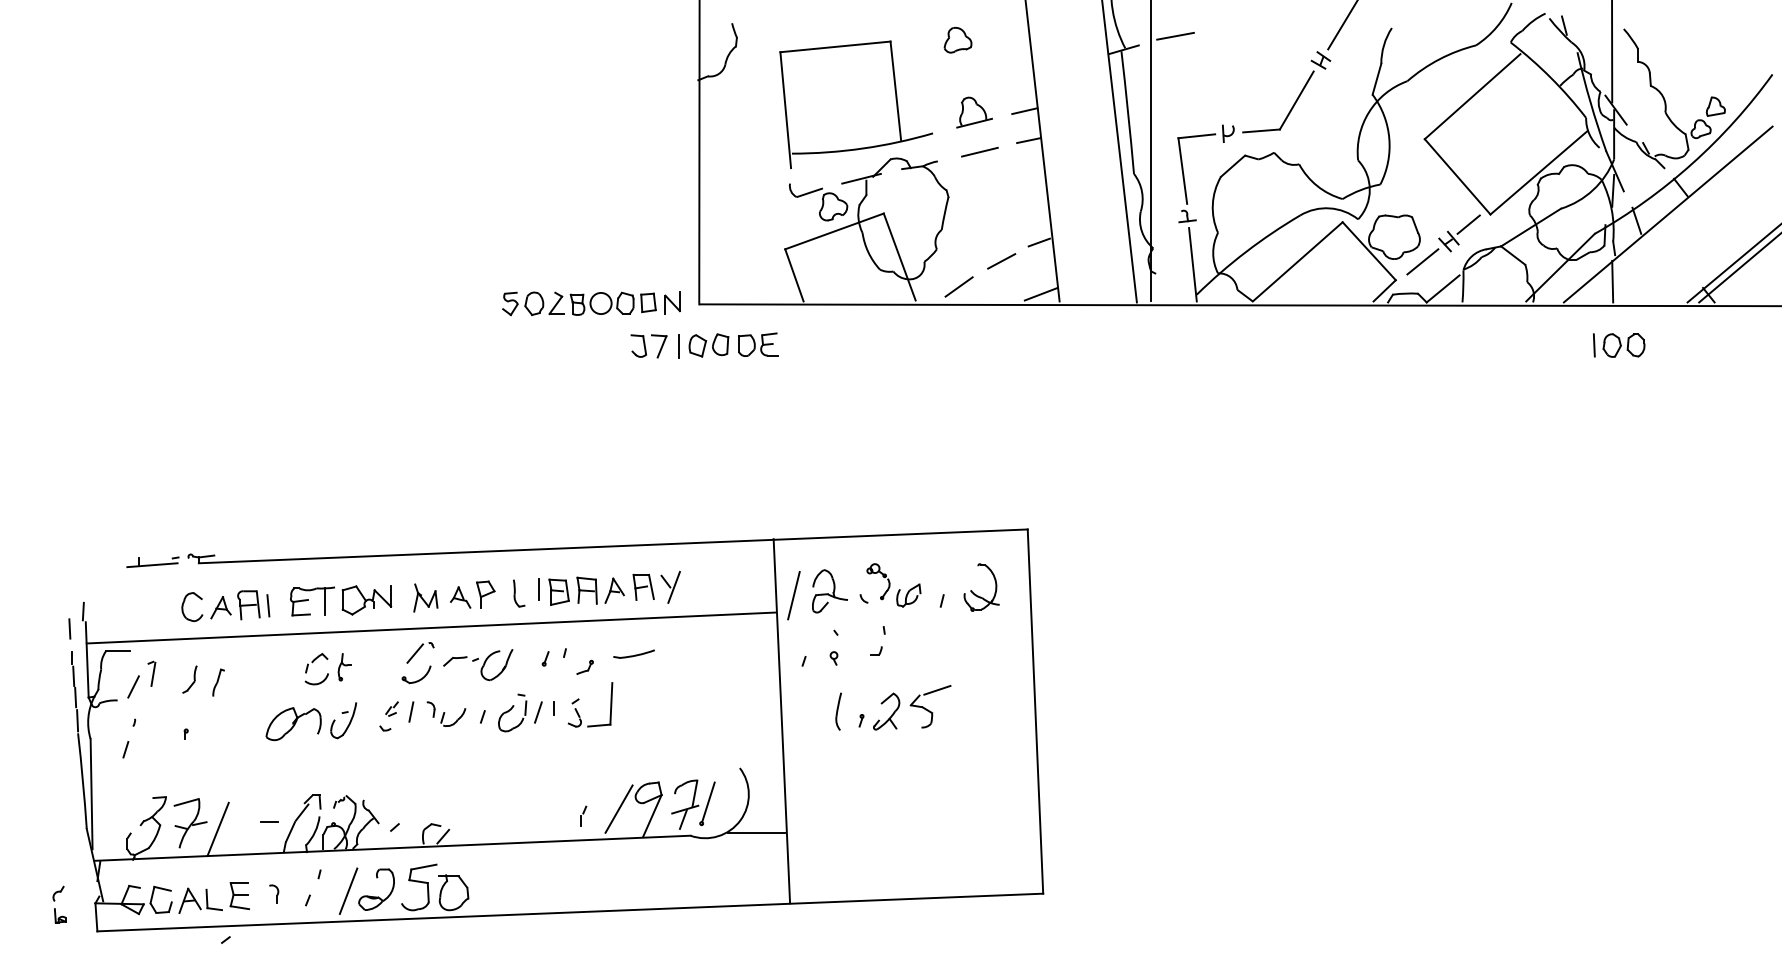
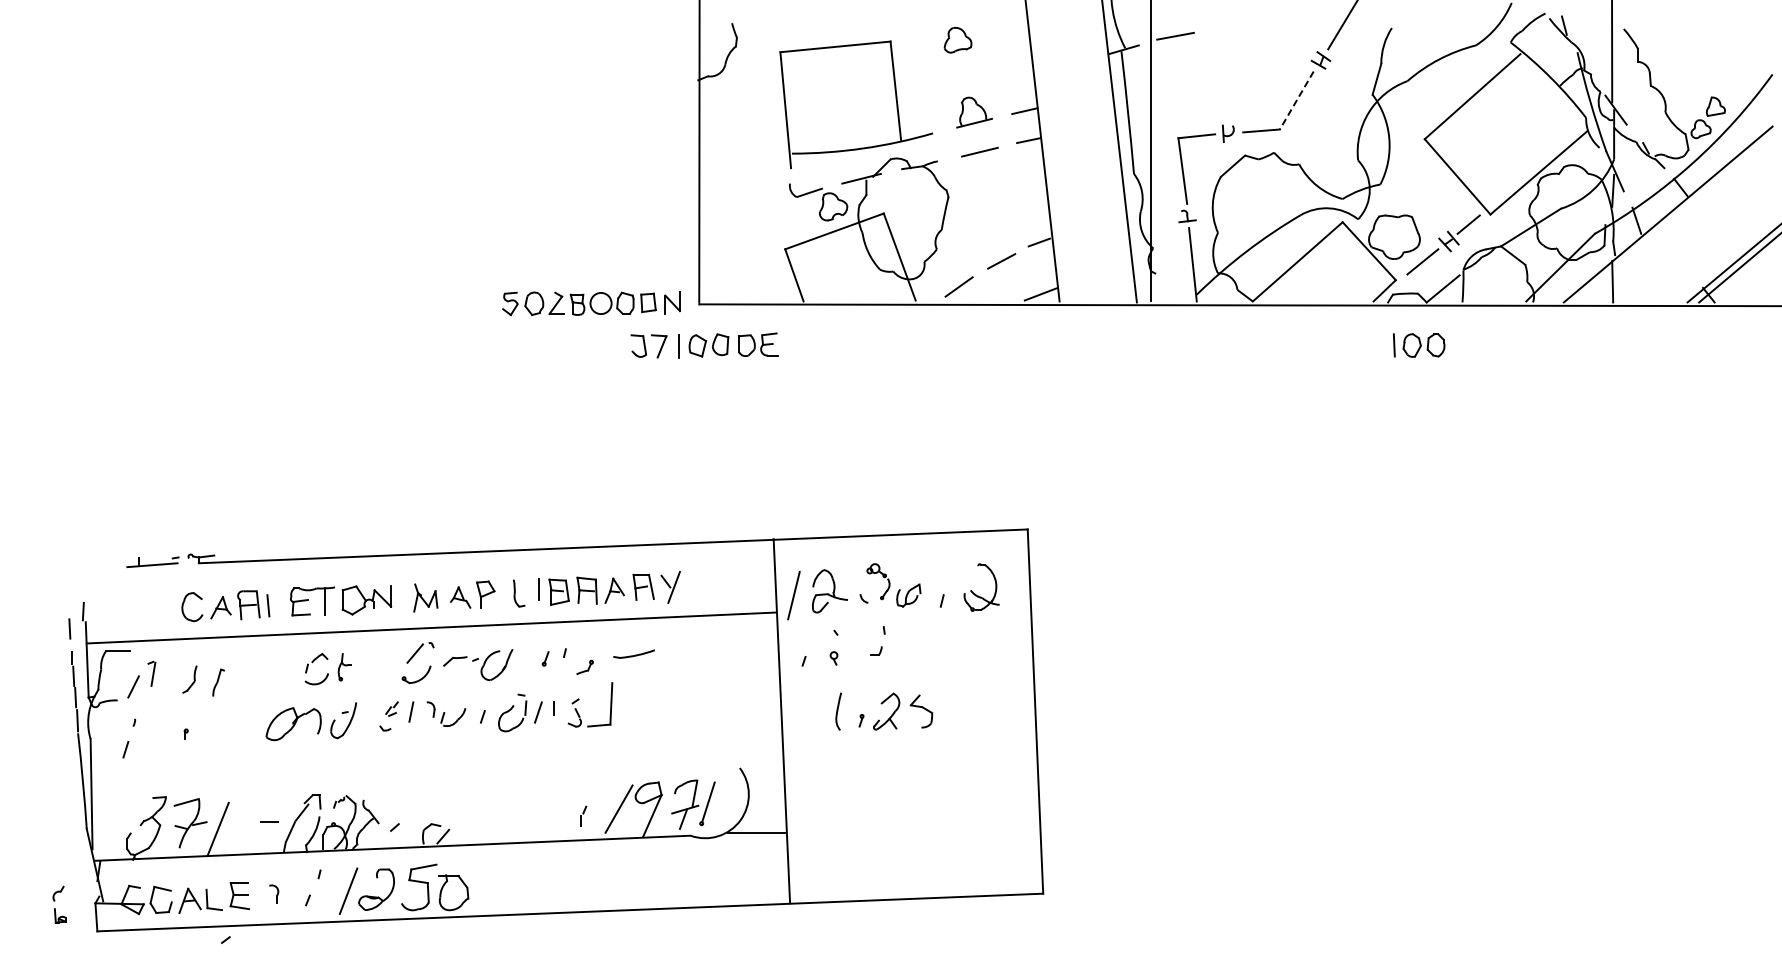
line: solid -> dashed (1296, 100)
part position: (1619, 345) -> (1419, 345) (1419, 345)
line: present -> none (937, 689)
